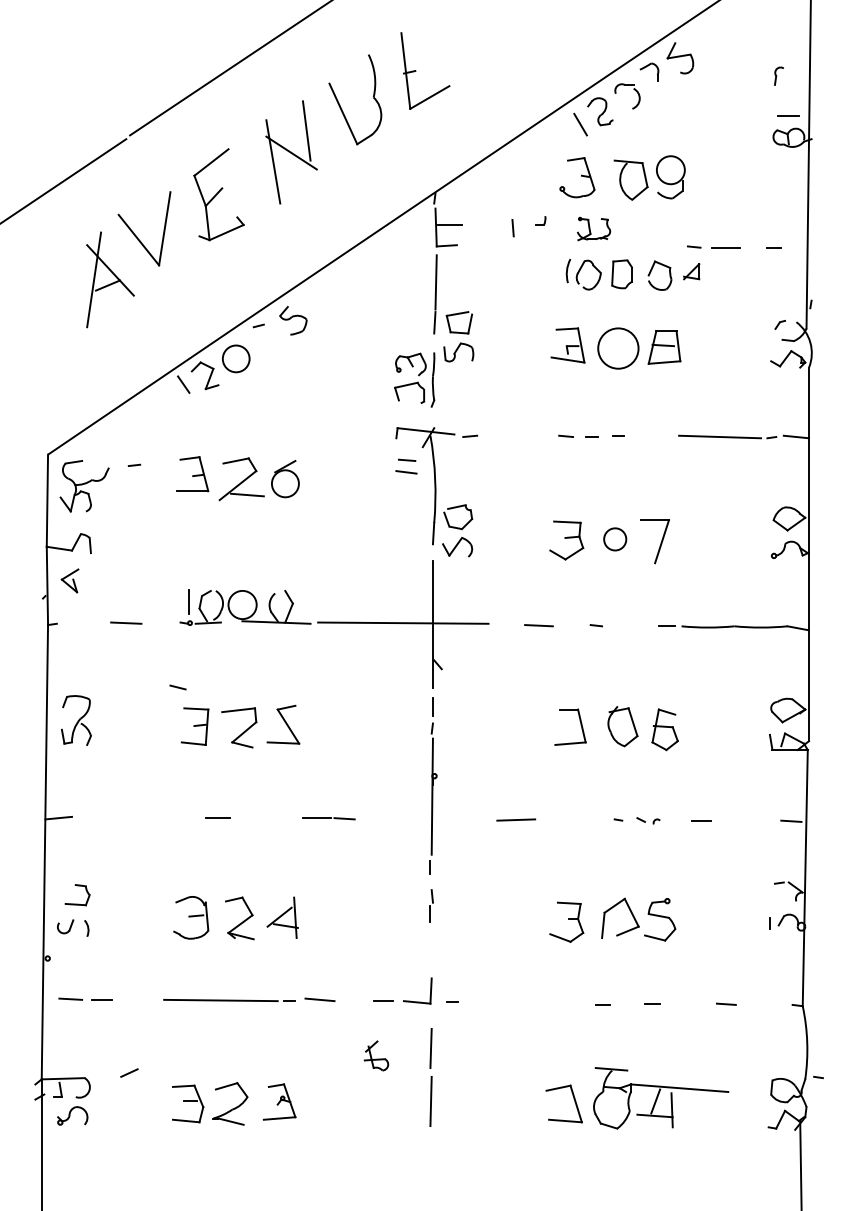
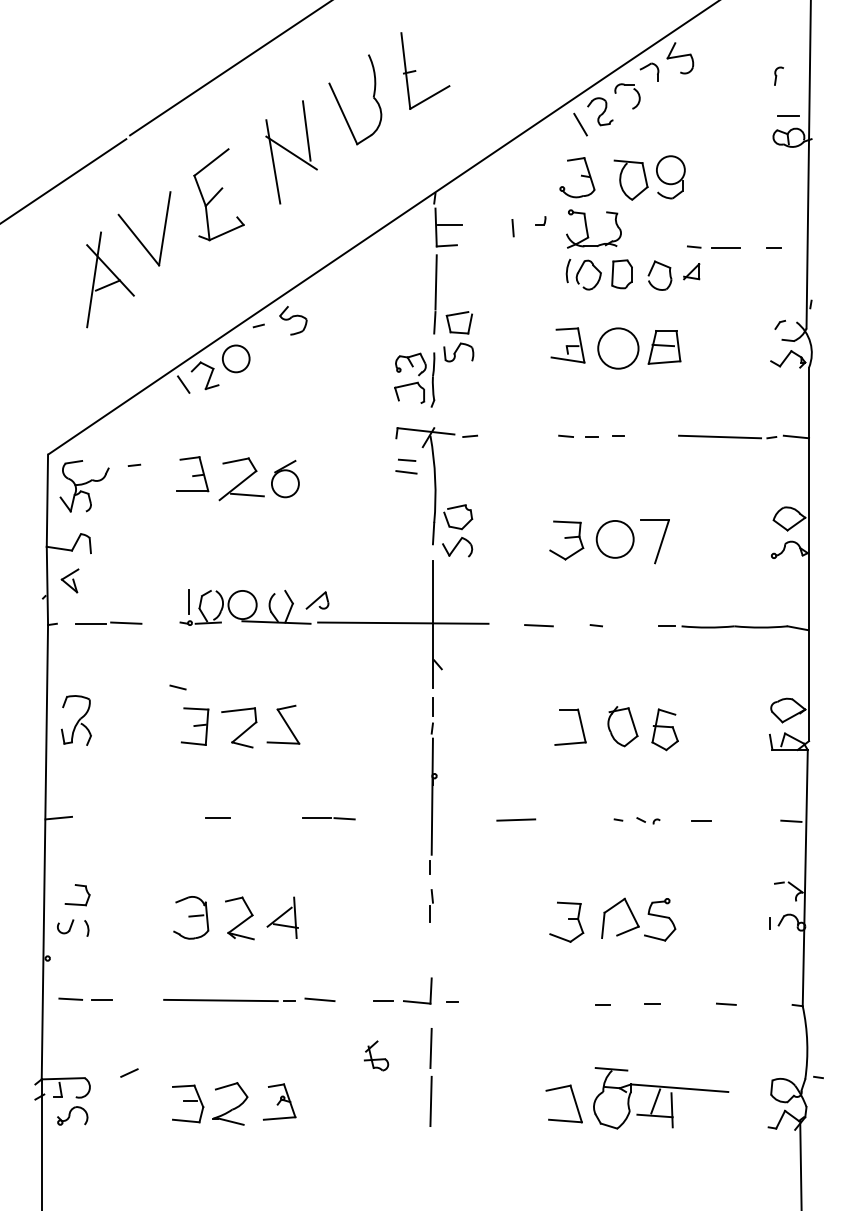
part size: 35x26 px -> 56x40 px (593, 228)
circle diameter: 22 px -> 37 px (614, 538)
part: none -> present (317, 600)
line: none -> present (90, 623)
